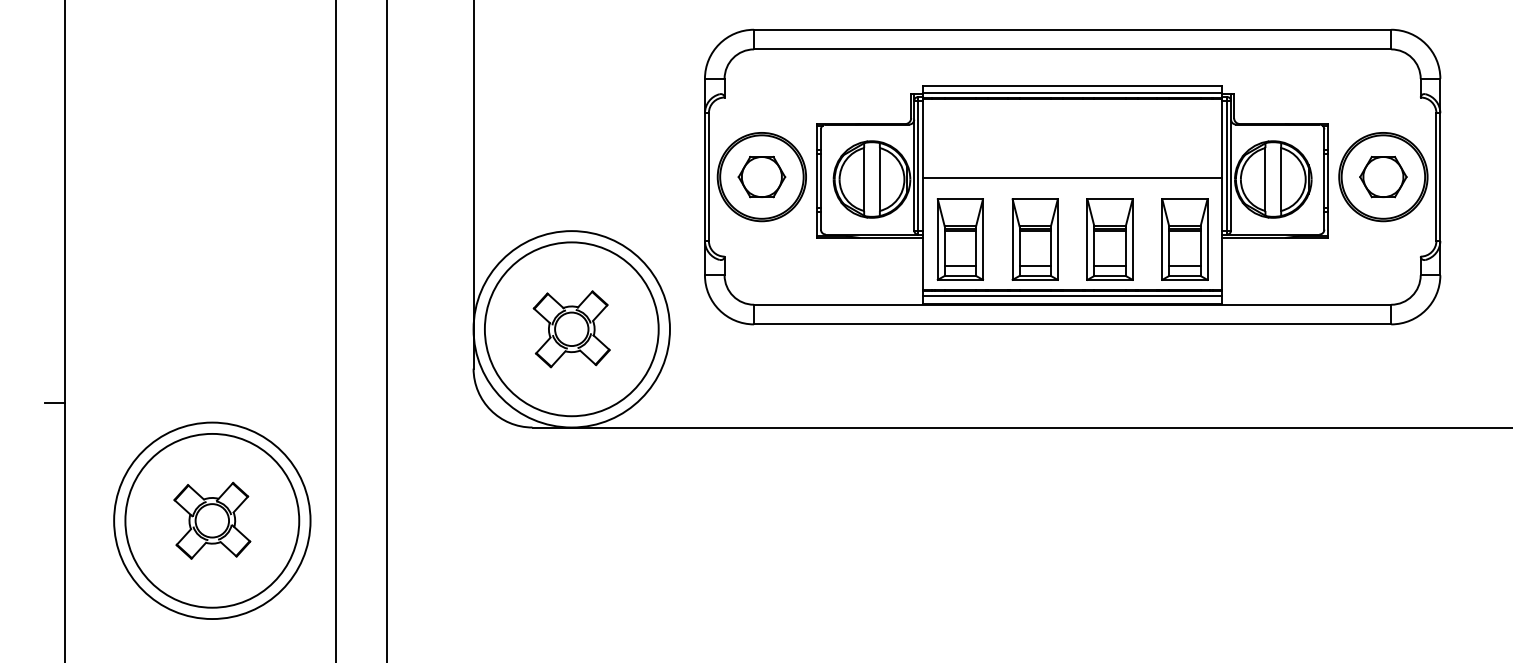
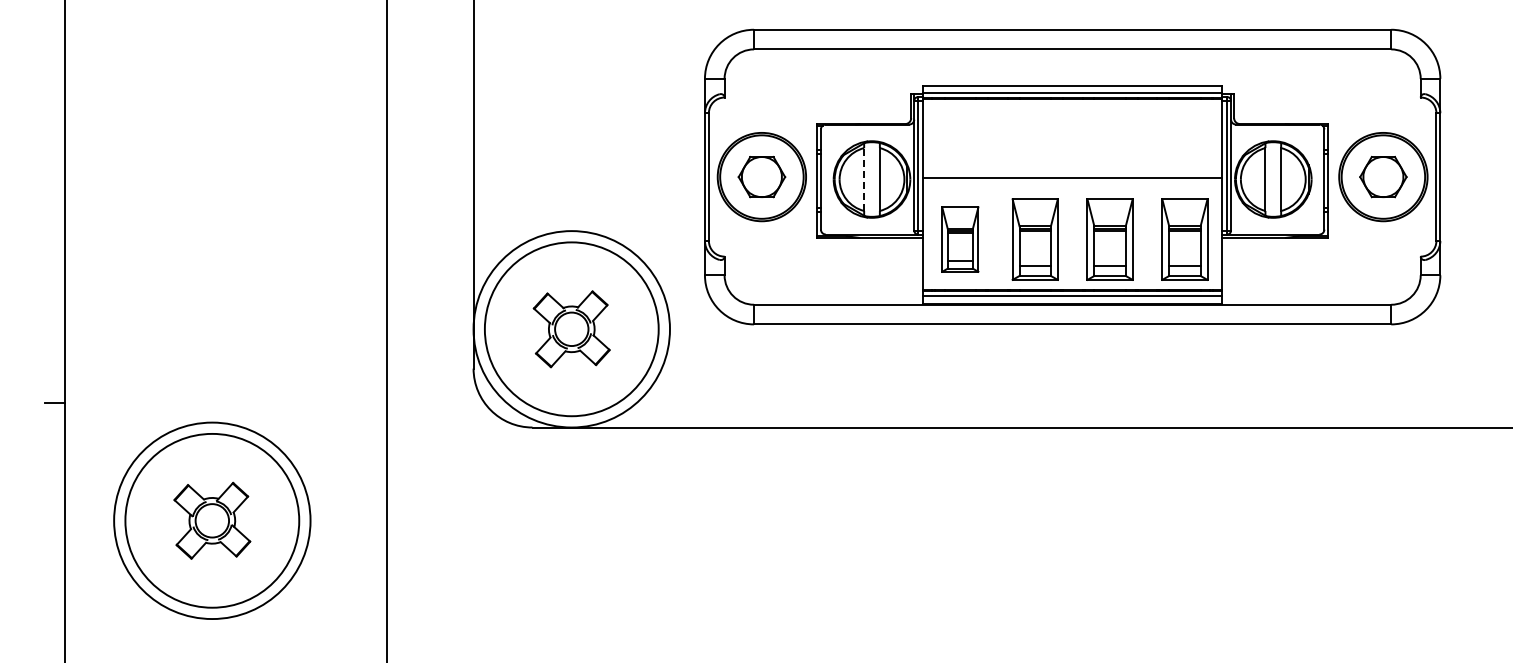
line: solid -> dashed (864, 179)
part size: 48x83 px -> 39x67 px (960, 239)
line: present -> none (336, 330)
